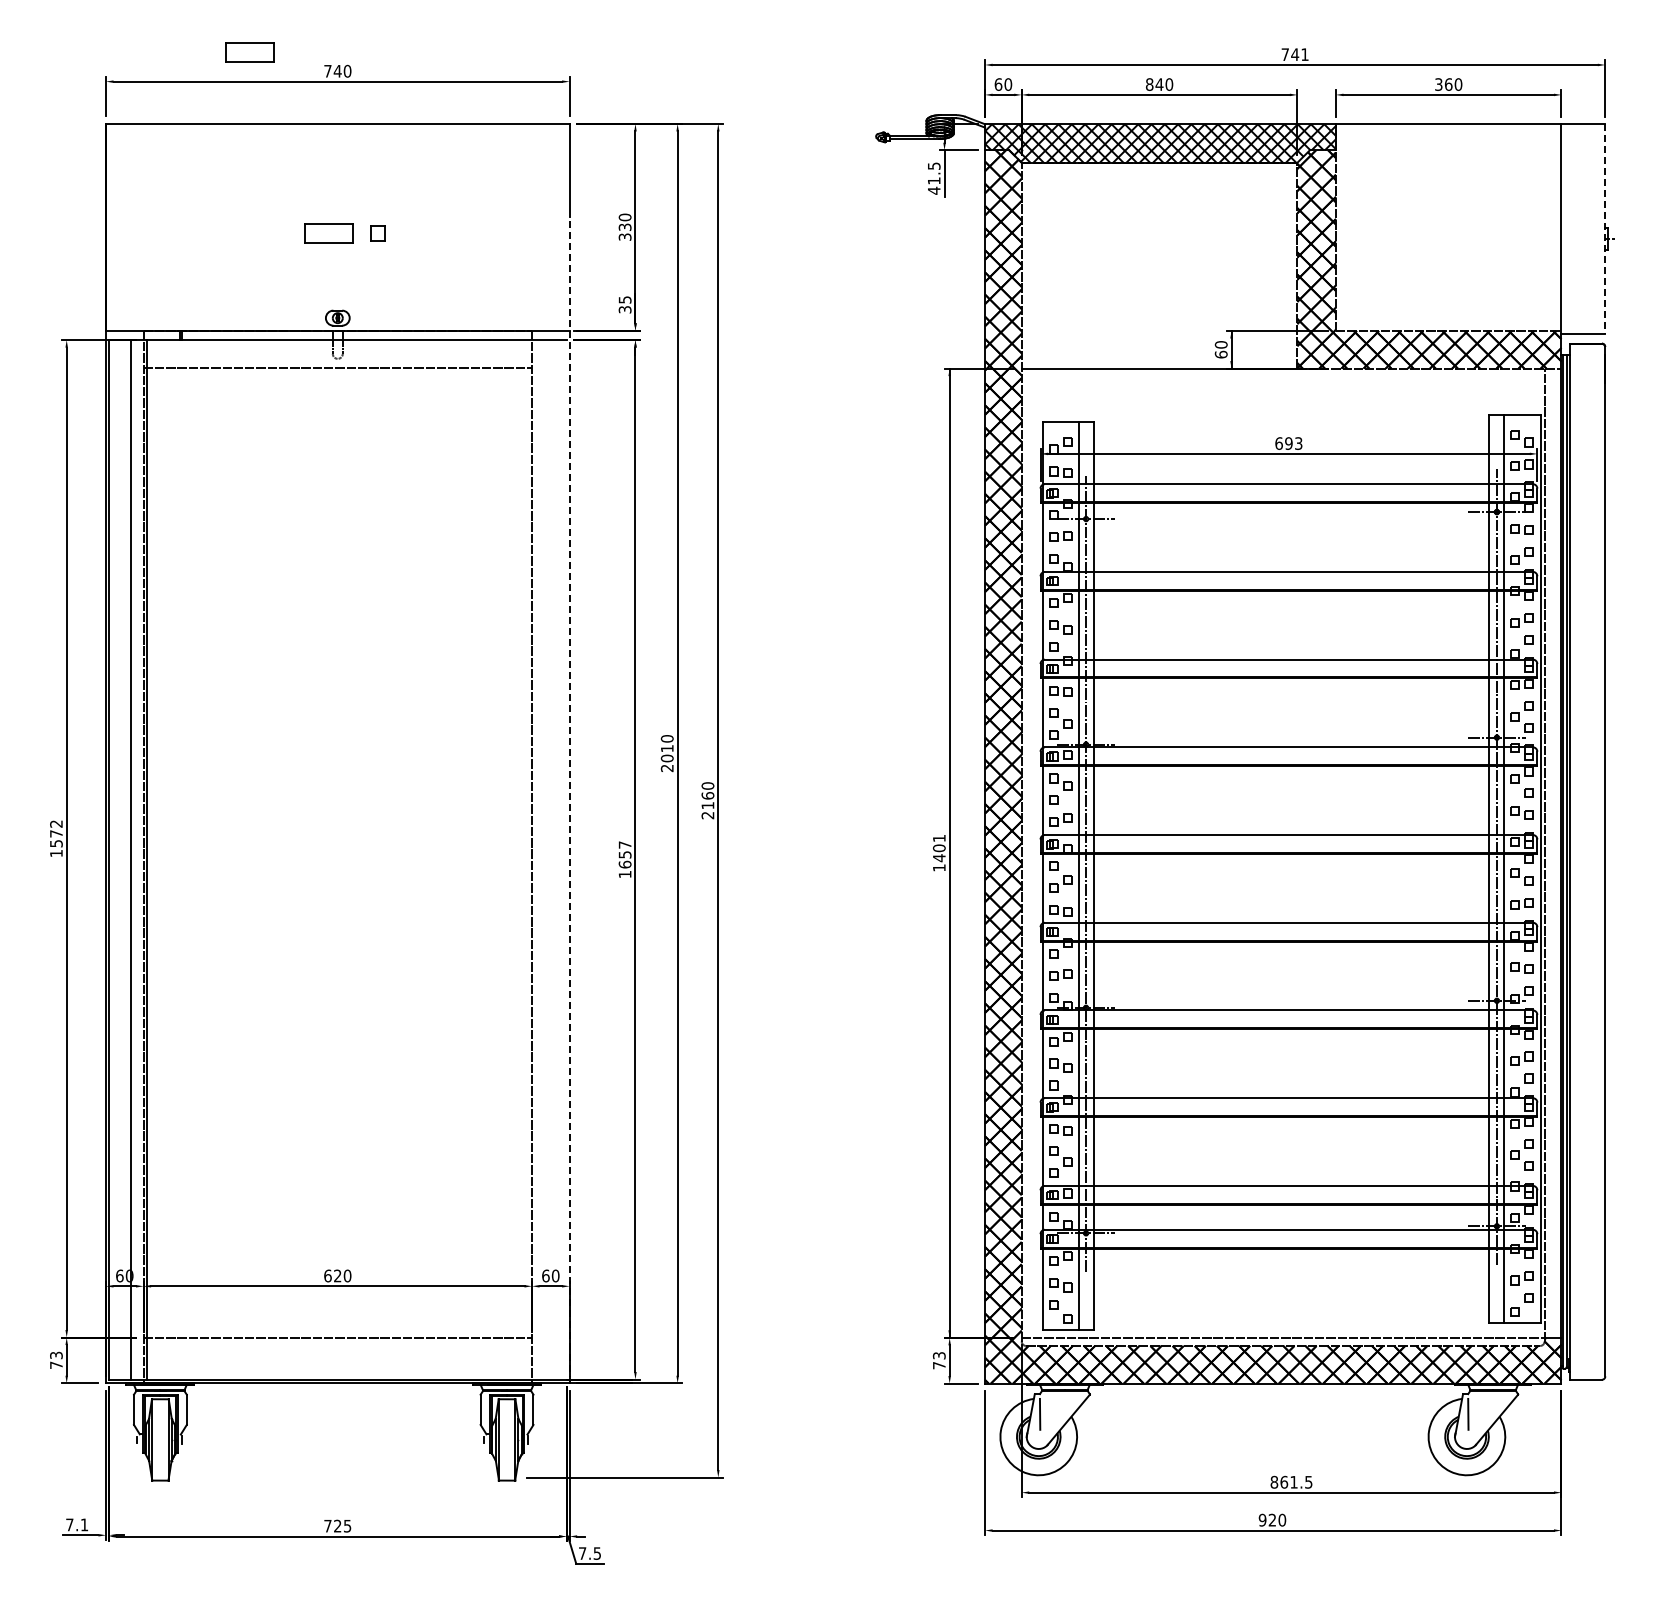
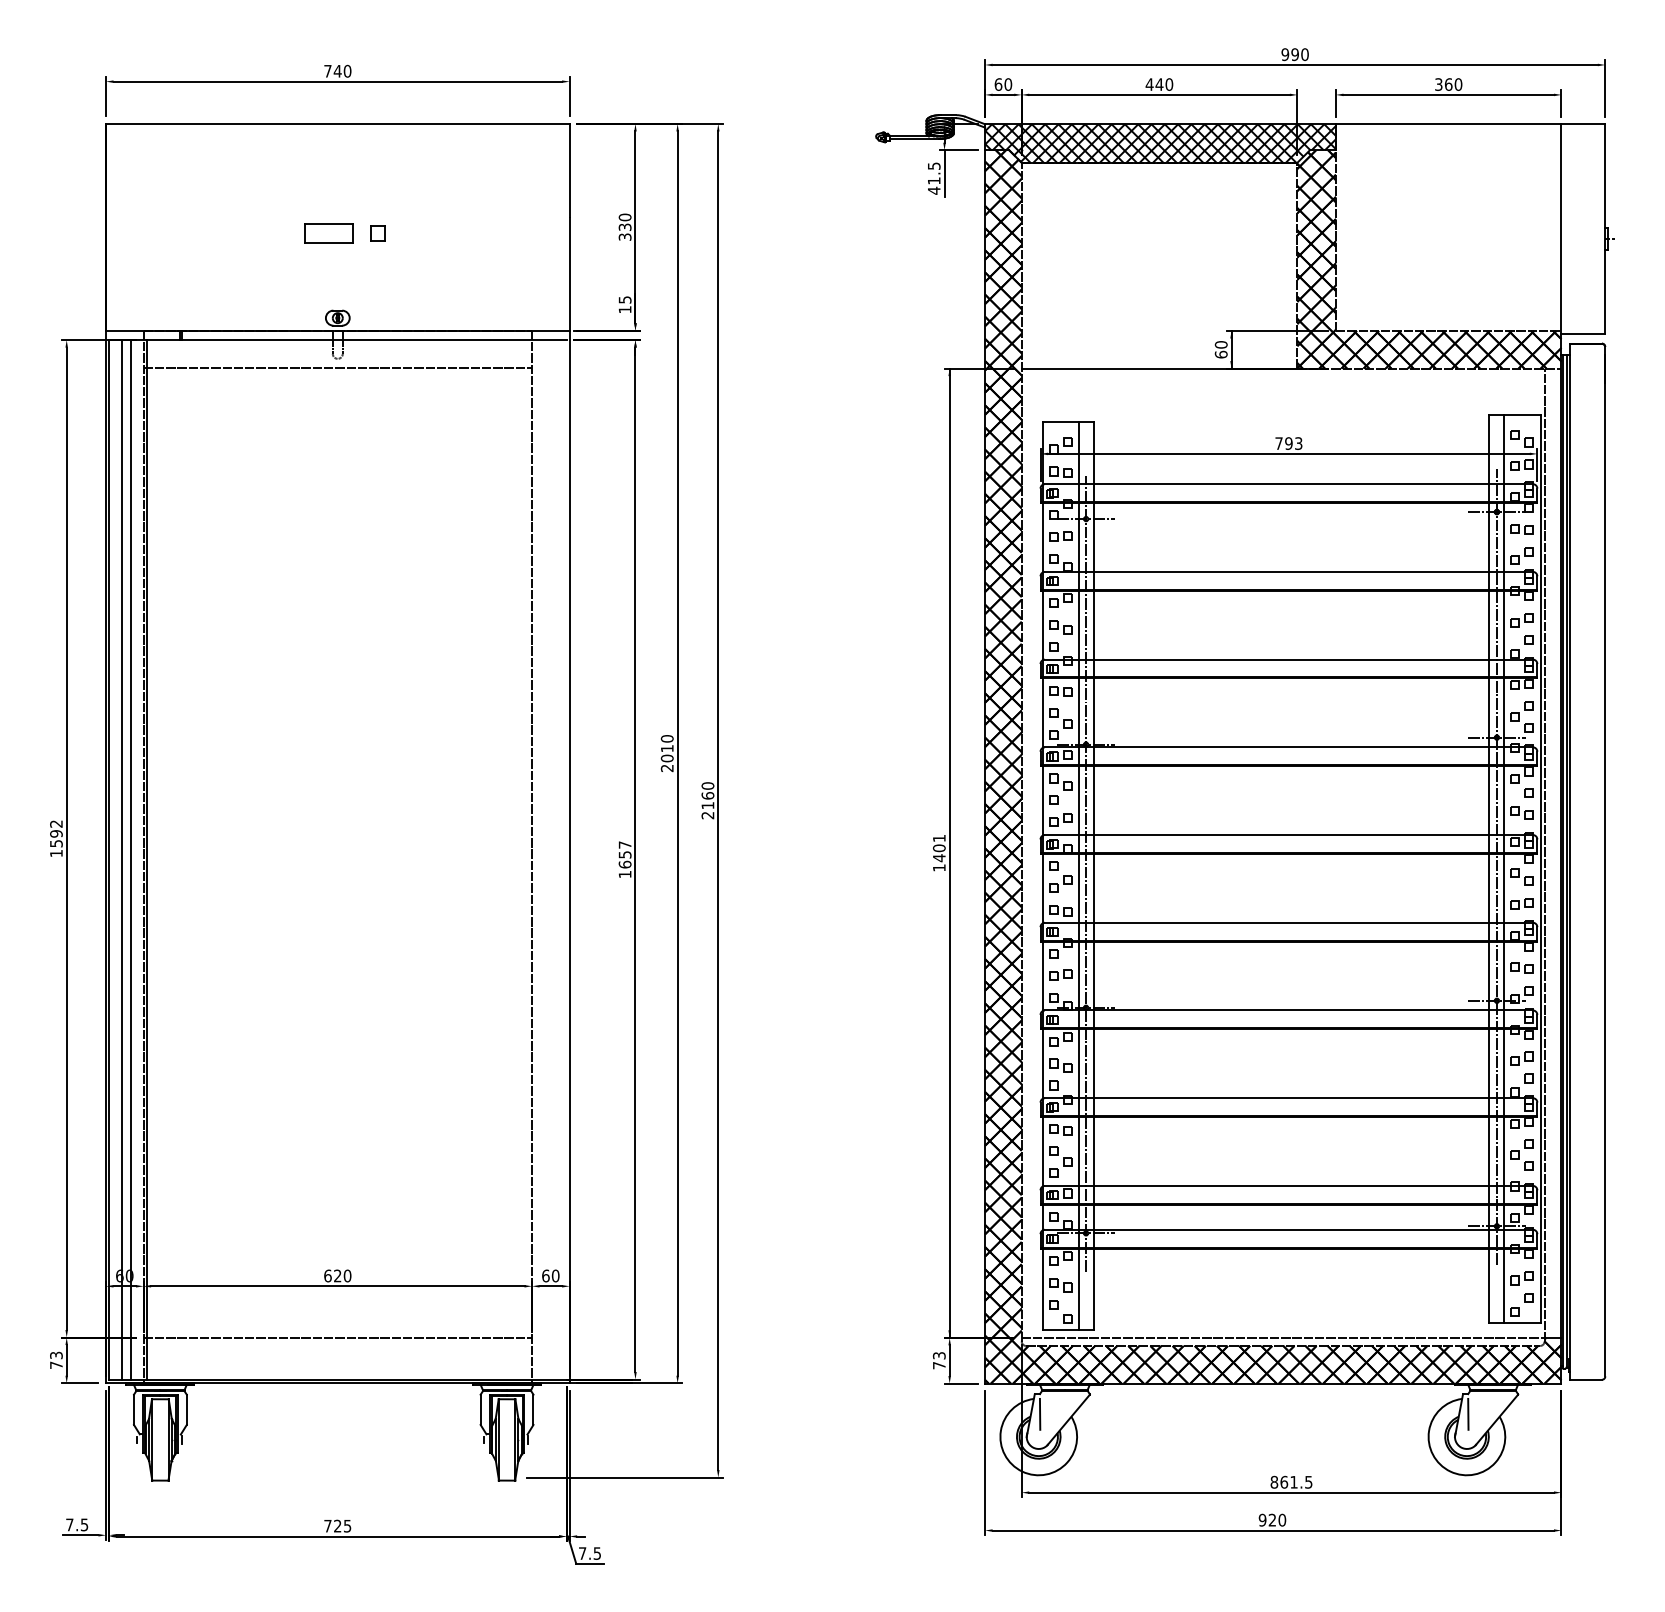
part: present -> none (249, 52)
text: 741 -> 990 (1294, 54)
text: 840 -> 440 (1149, 84)
line: dashed -> solid (1605, 229)
text: 35 -> 15 (624, 309)
text: 693 -> 793 (1278, 443)
line: dashed -> solid (569, 800)
text: 1572 -> 1592 (56, 833)
line: none -> present (121, 859)
text: 7.1 -> 7.5 (84, 1524)
